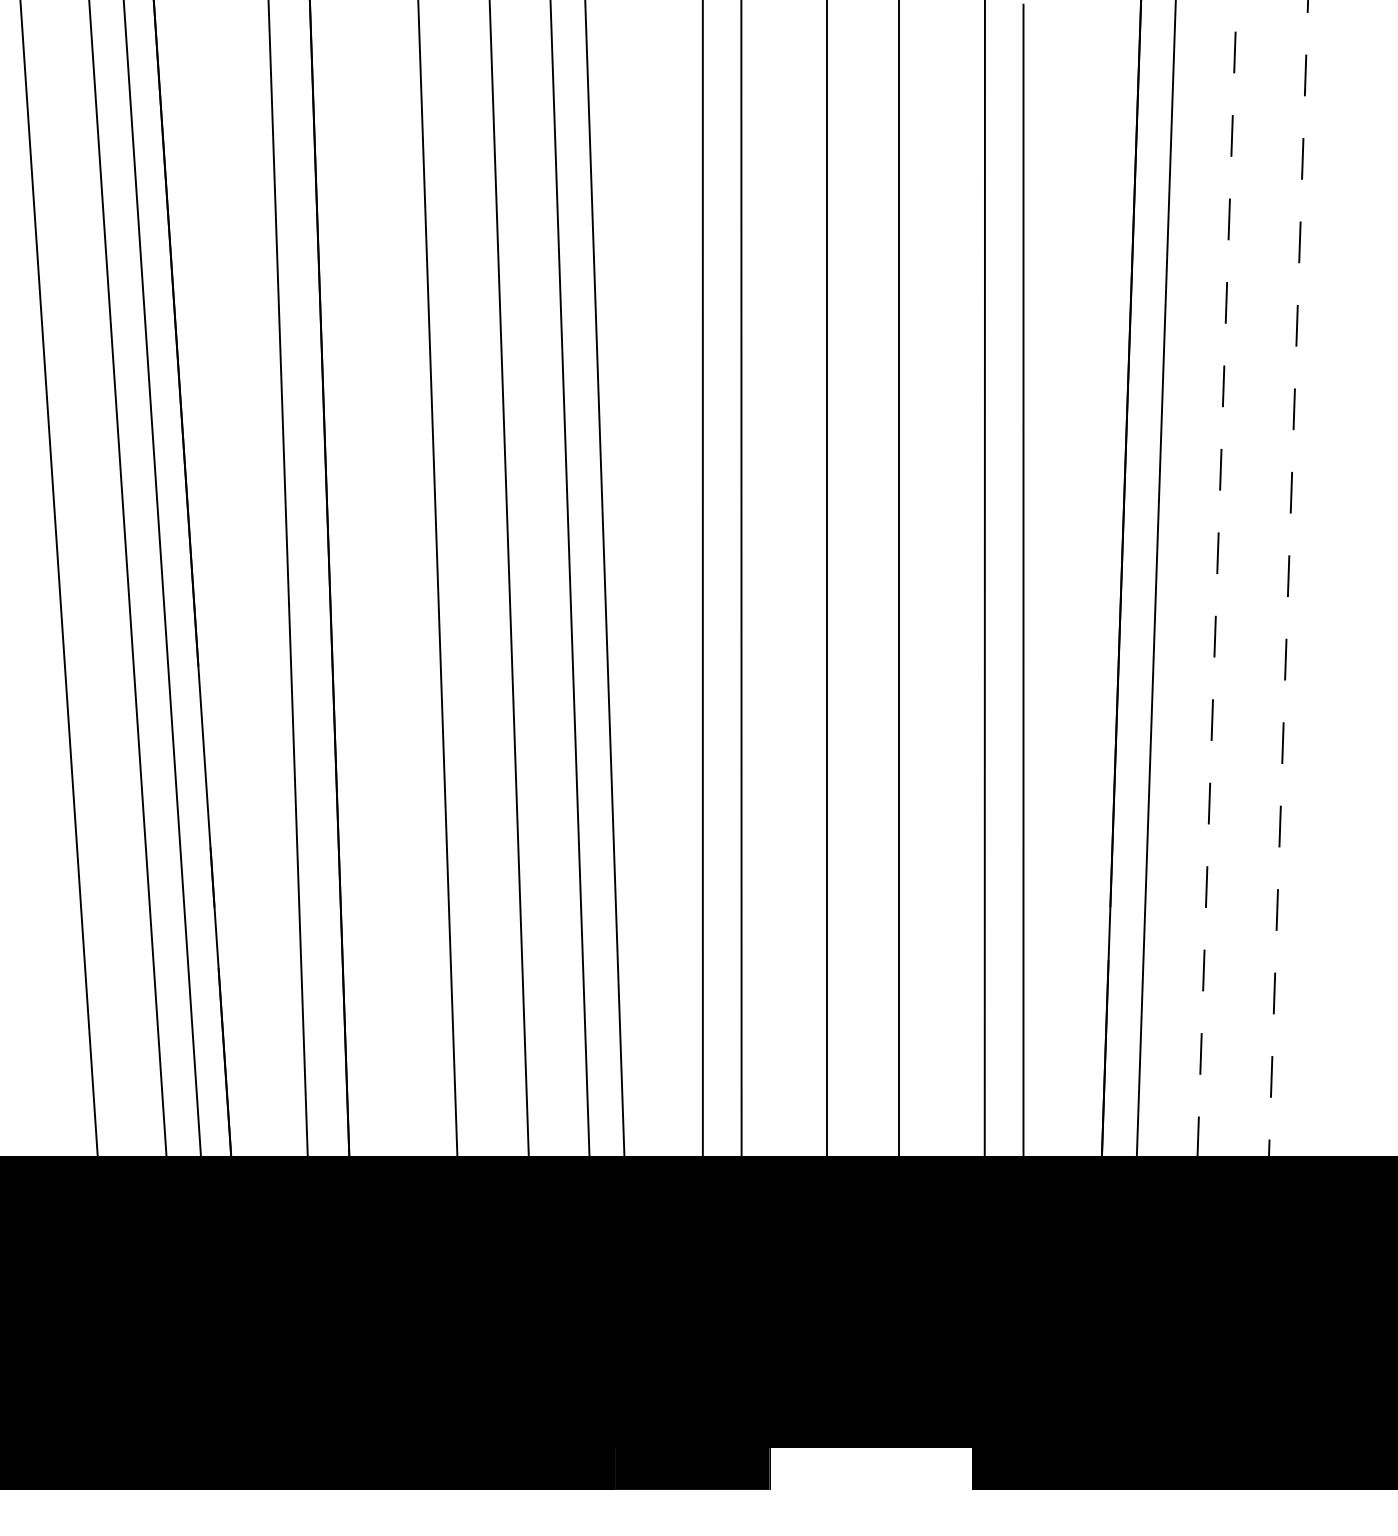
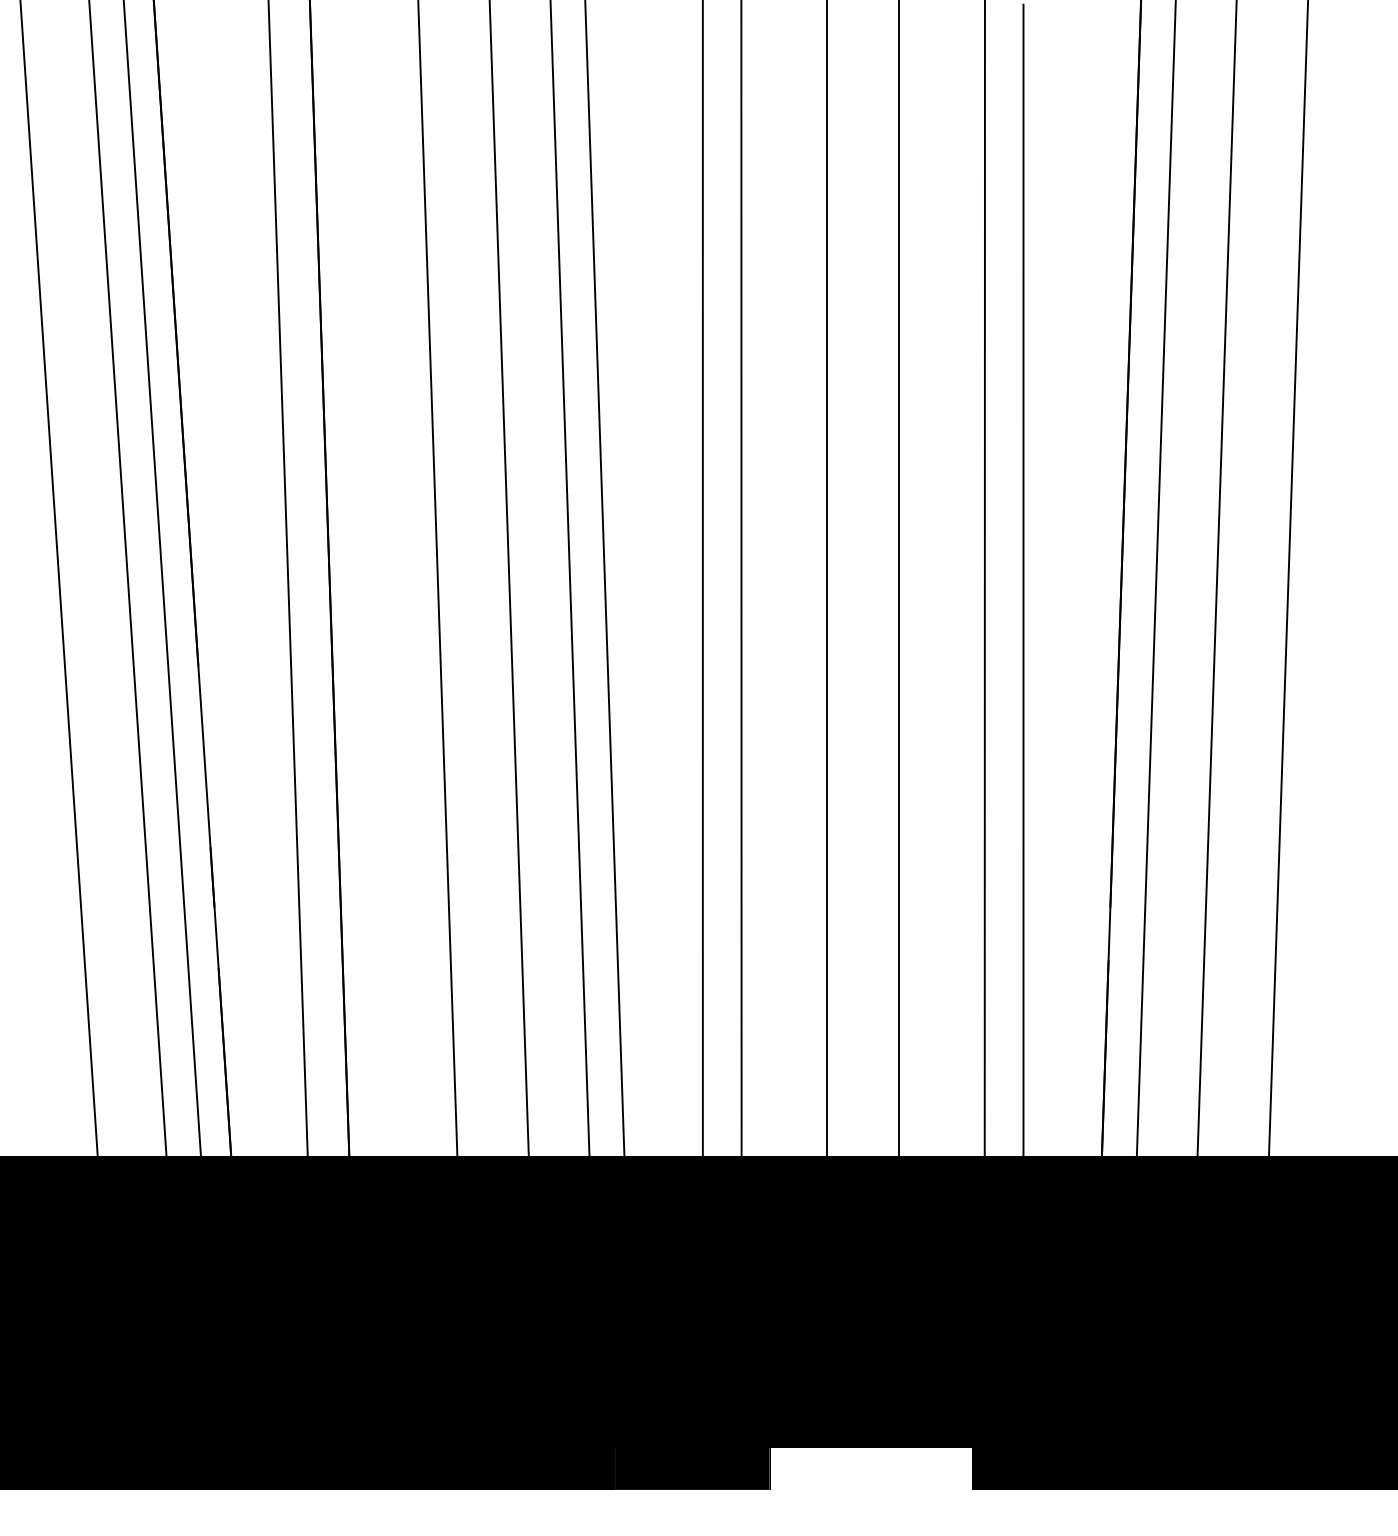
line: dashed -> solid (1286, 632)
line: dashed -> solid (1215, 633)
